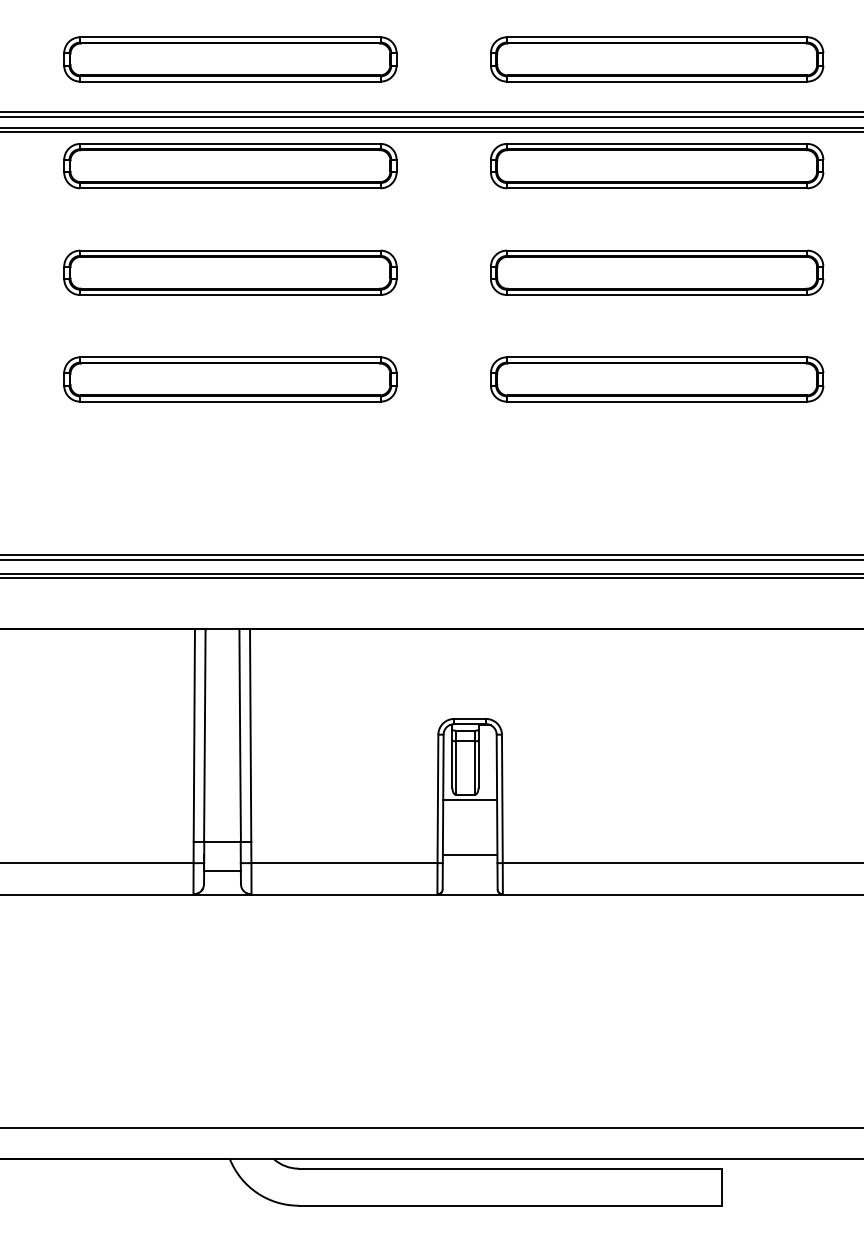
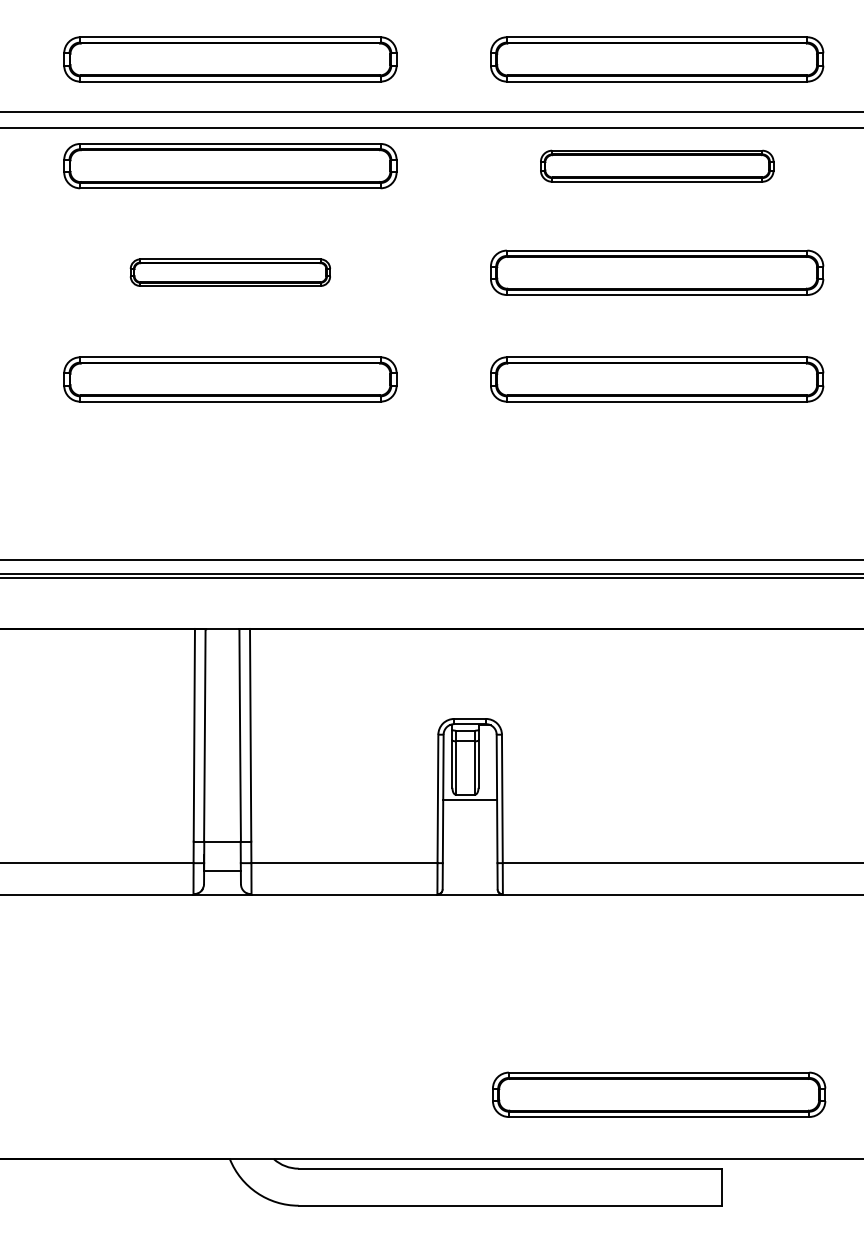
line: present -> none (431, 116)
line: present -> none (431, 132)
part size: 335x47 px -> 235x34 px (657, 165)
part size: 335x47 px -> 202x29 px (229, 272)
line: present -> none (431, 555)
line: present -> none (469, 855)
part: none -> present (659, 1094)
line: present -> none (431, 1127)
